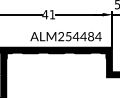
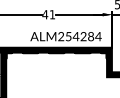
text: ALM254484 -> ALM254284 (83, 36)
